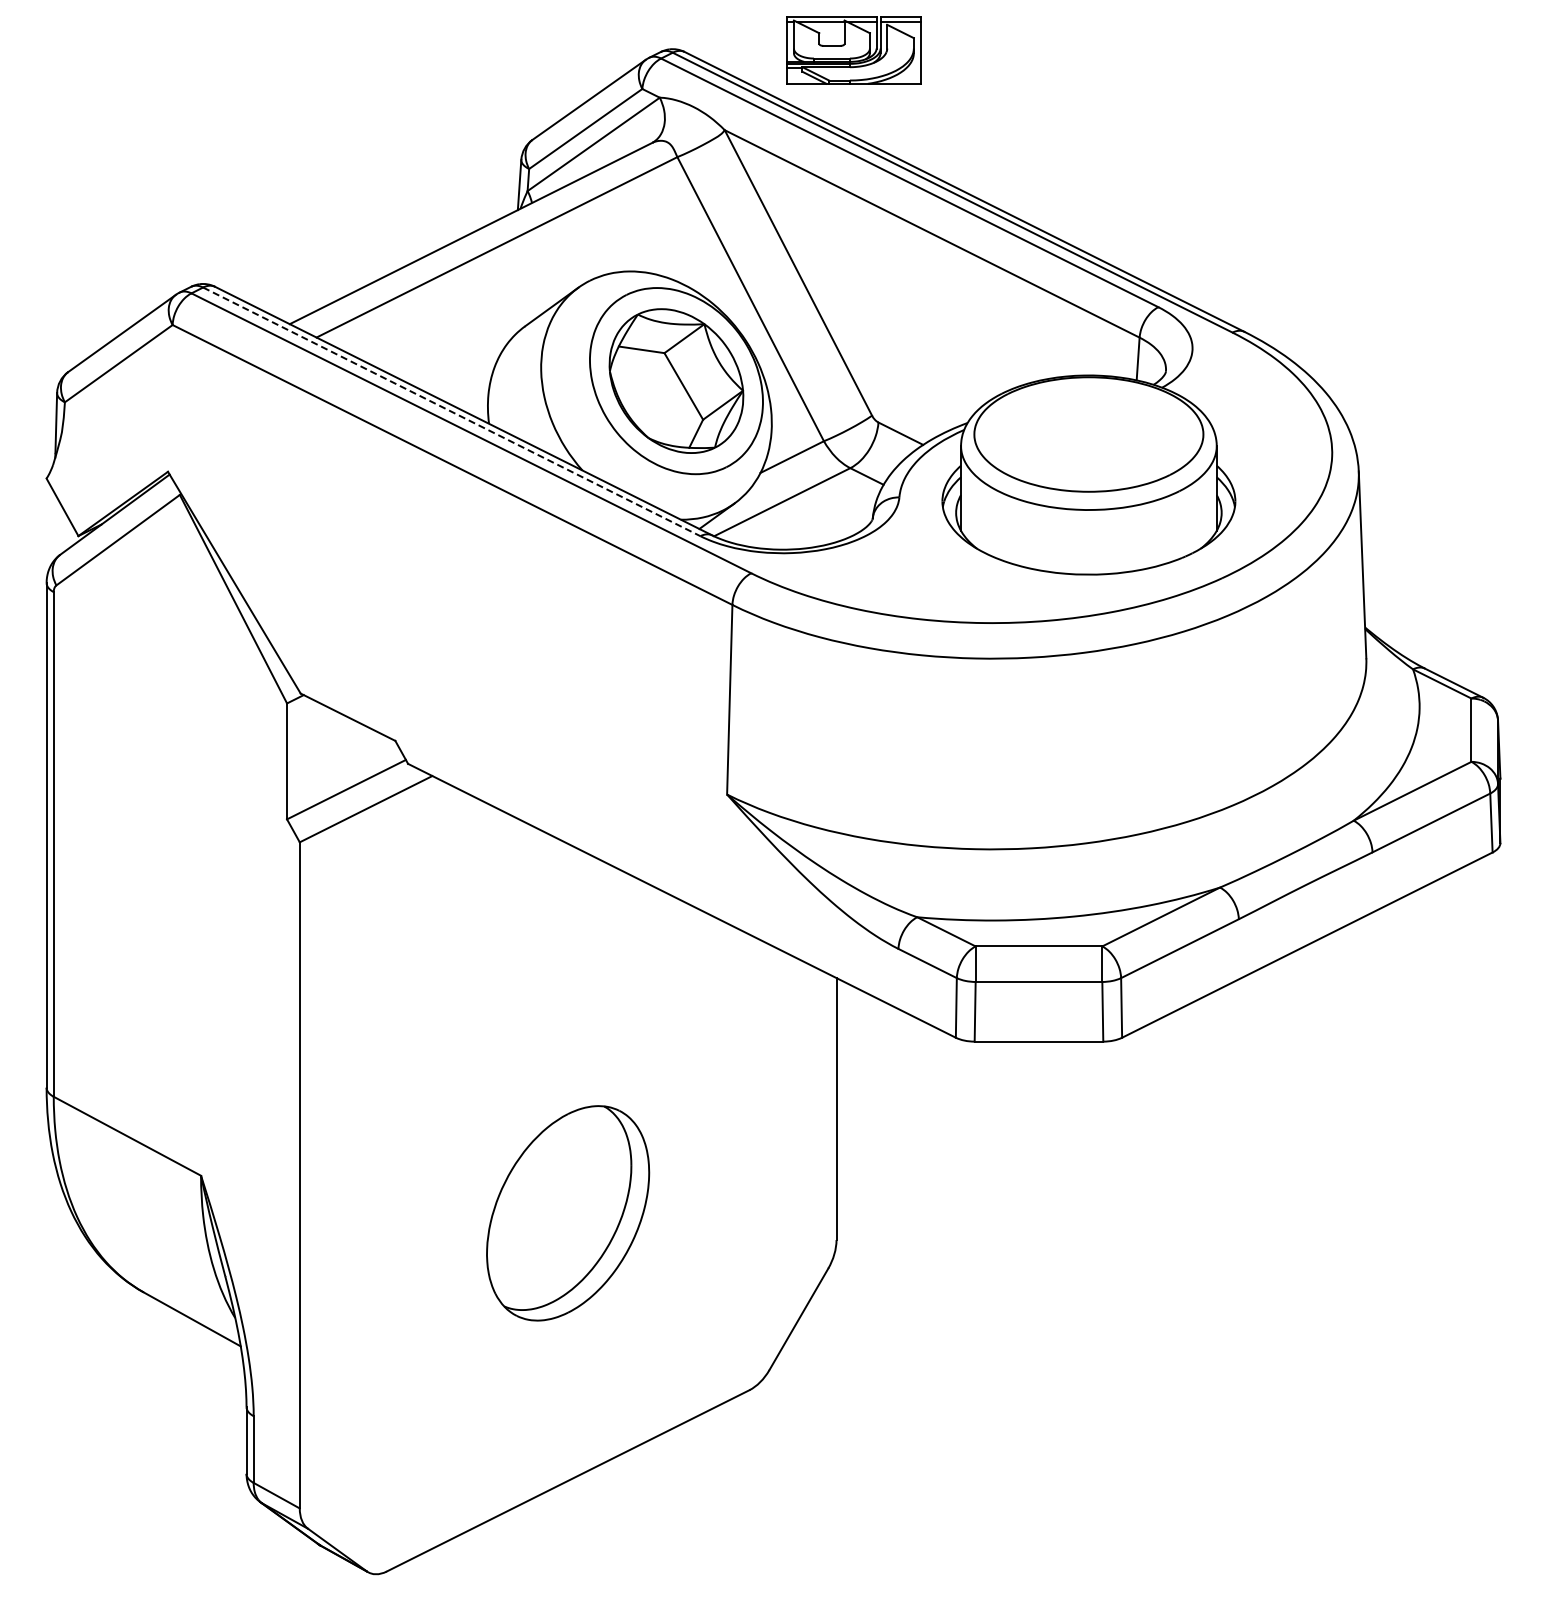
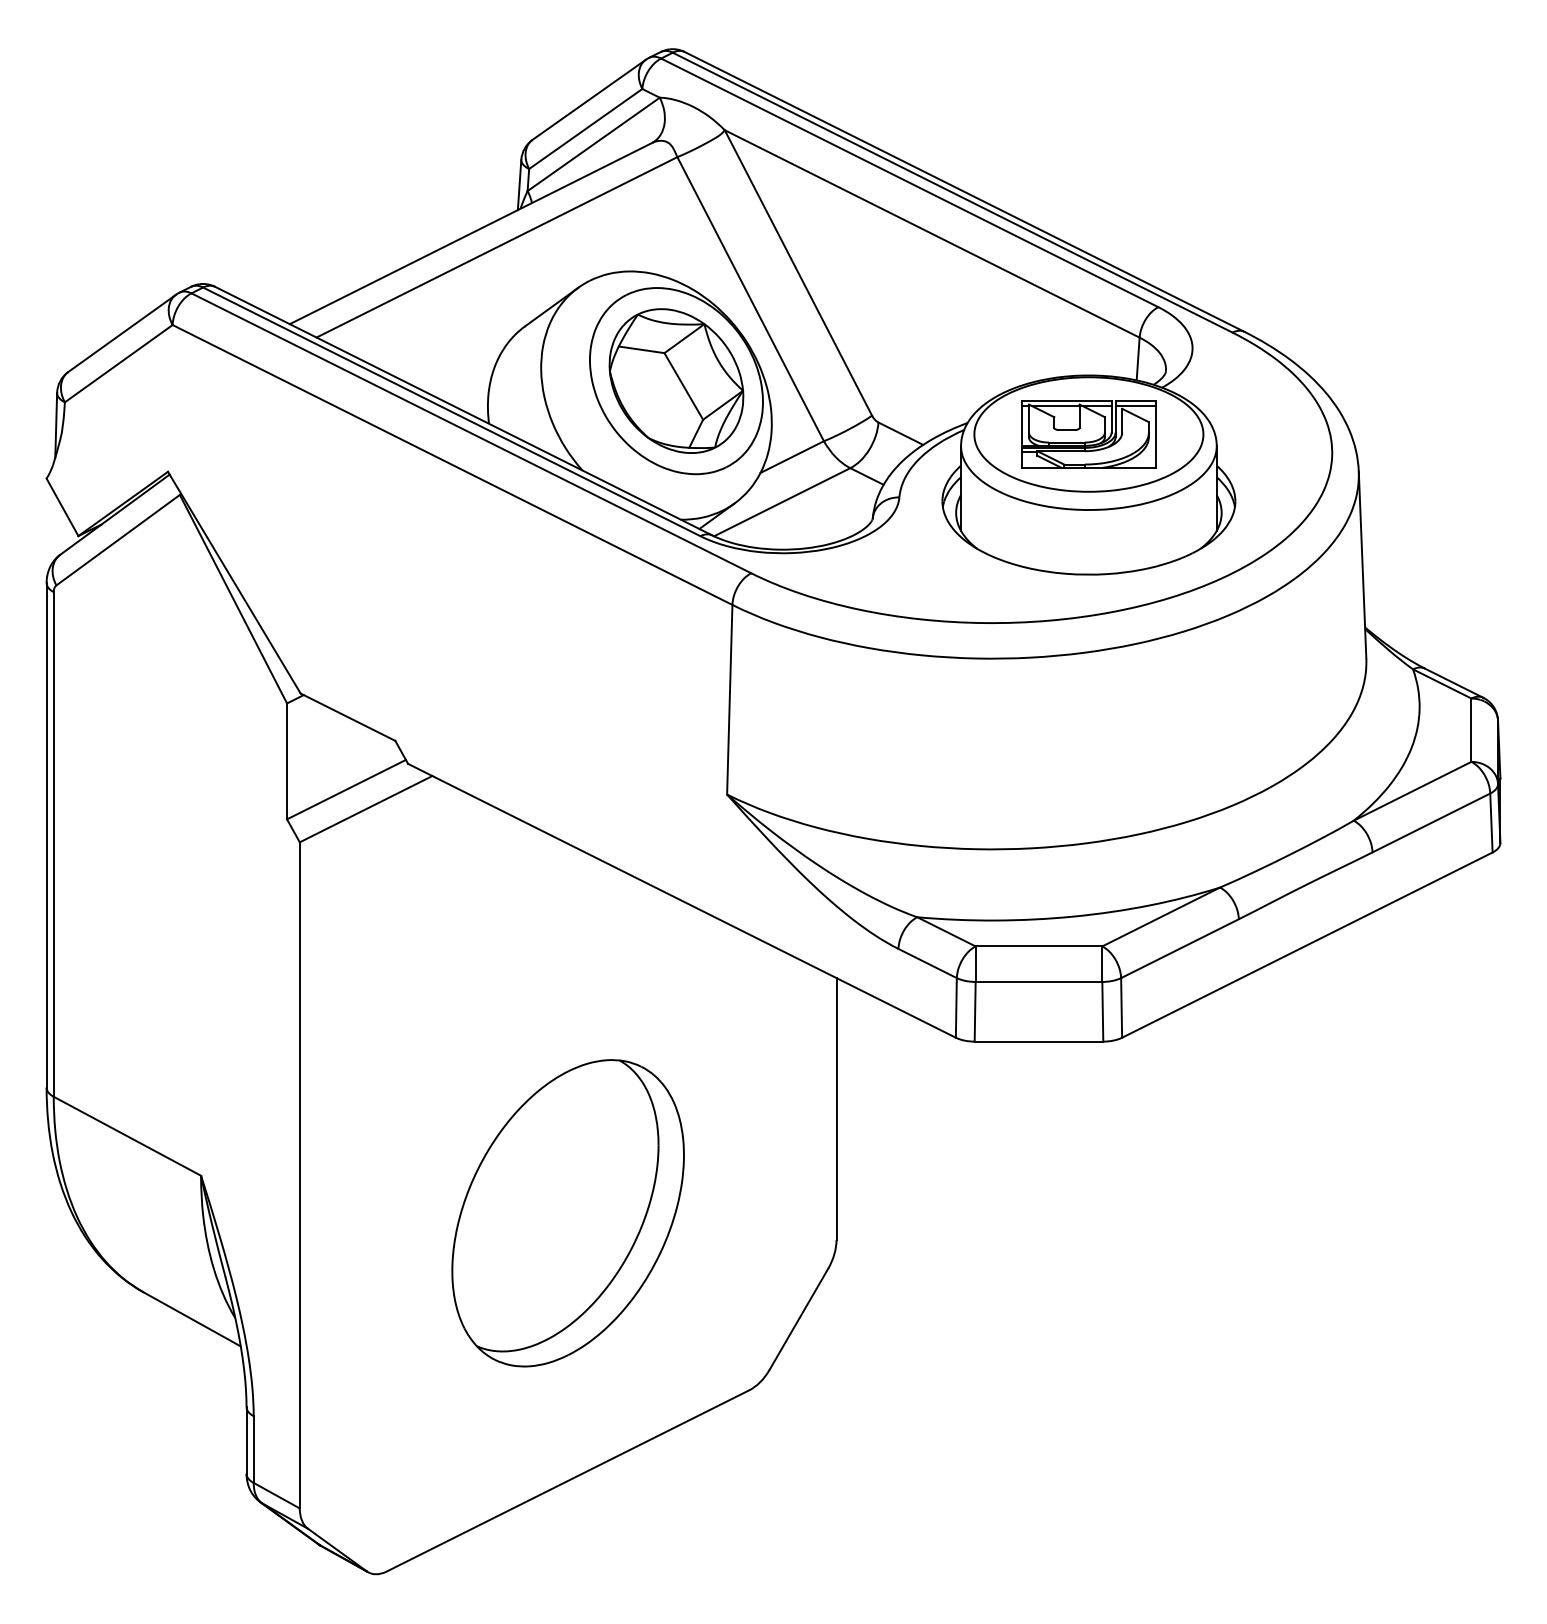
part position: (853, 50) -> (1088, 434) (1088, 434)
line: dashed -> solid (451, 411)
part size: 165x217 px -> 234x309 px (567, 1213)
